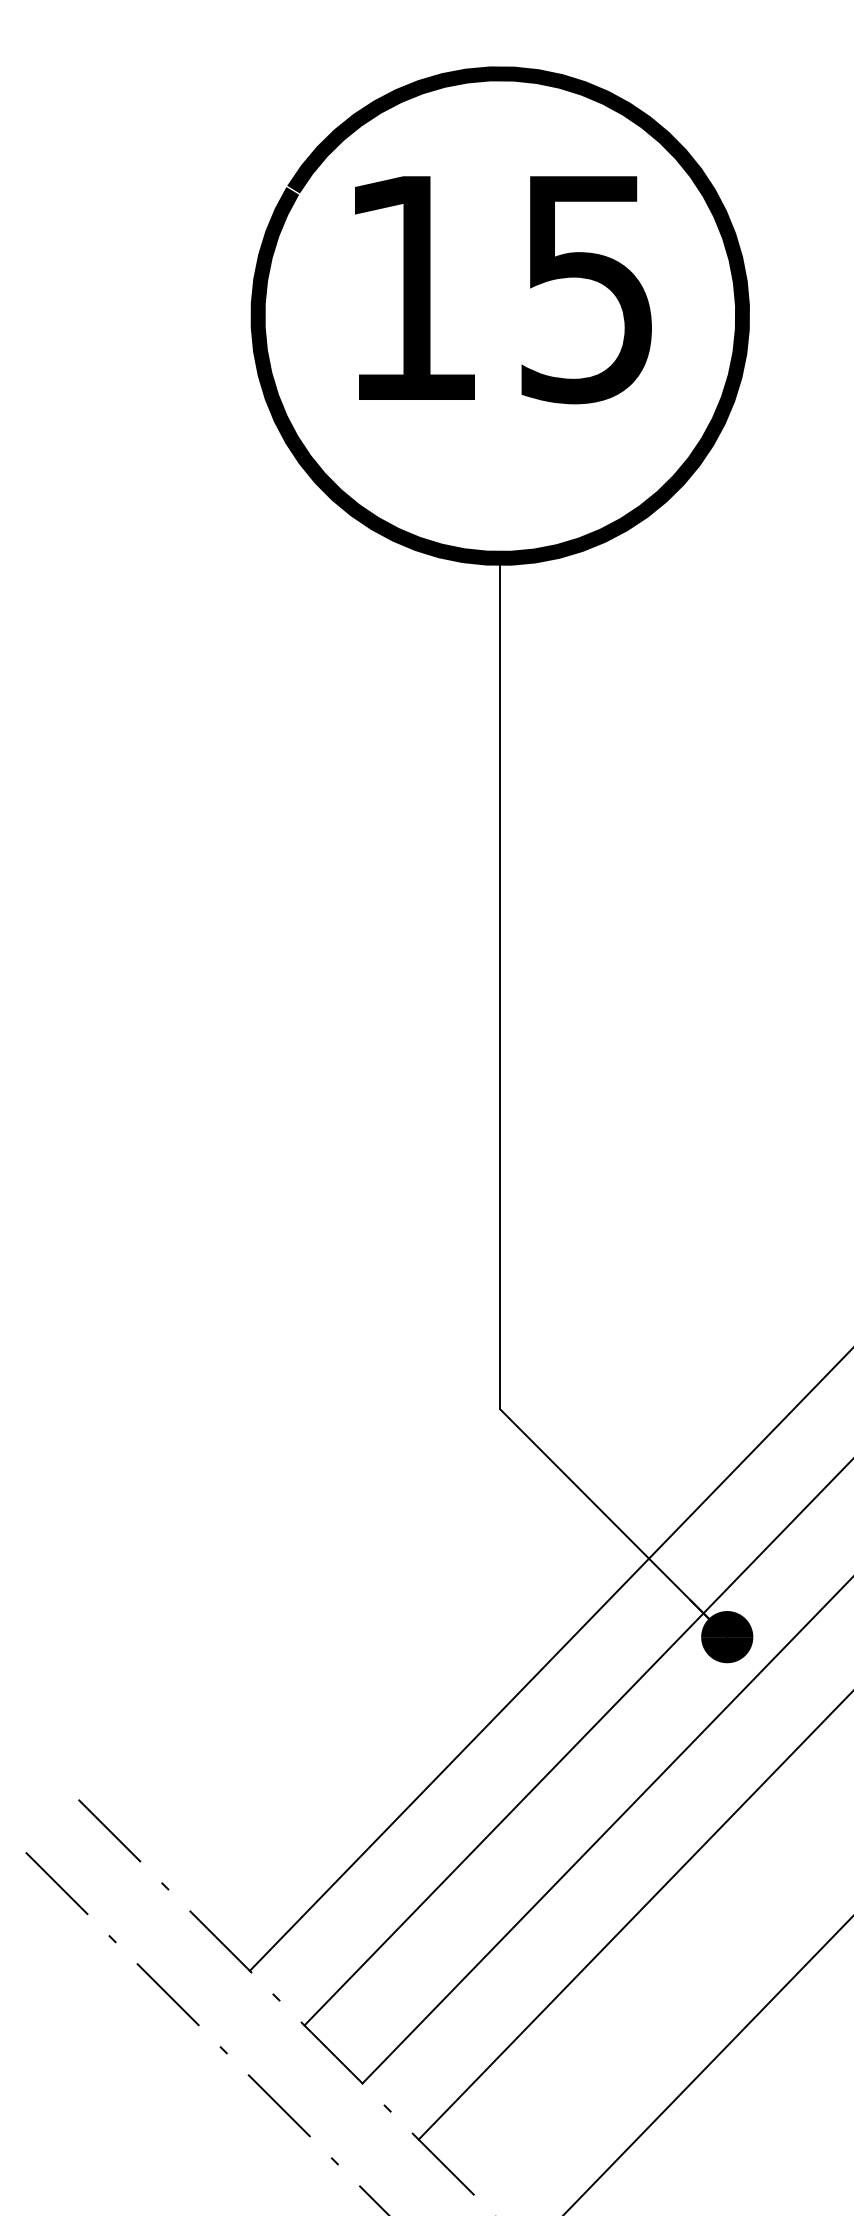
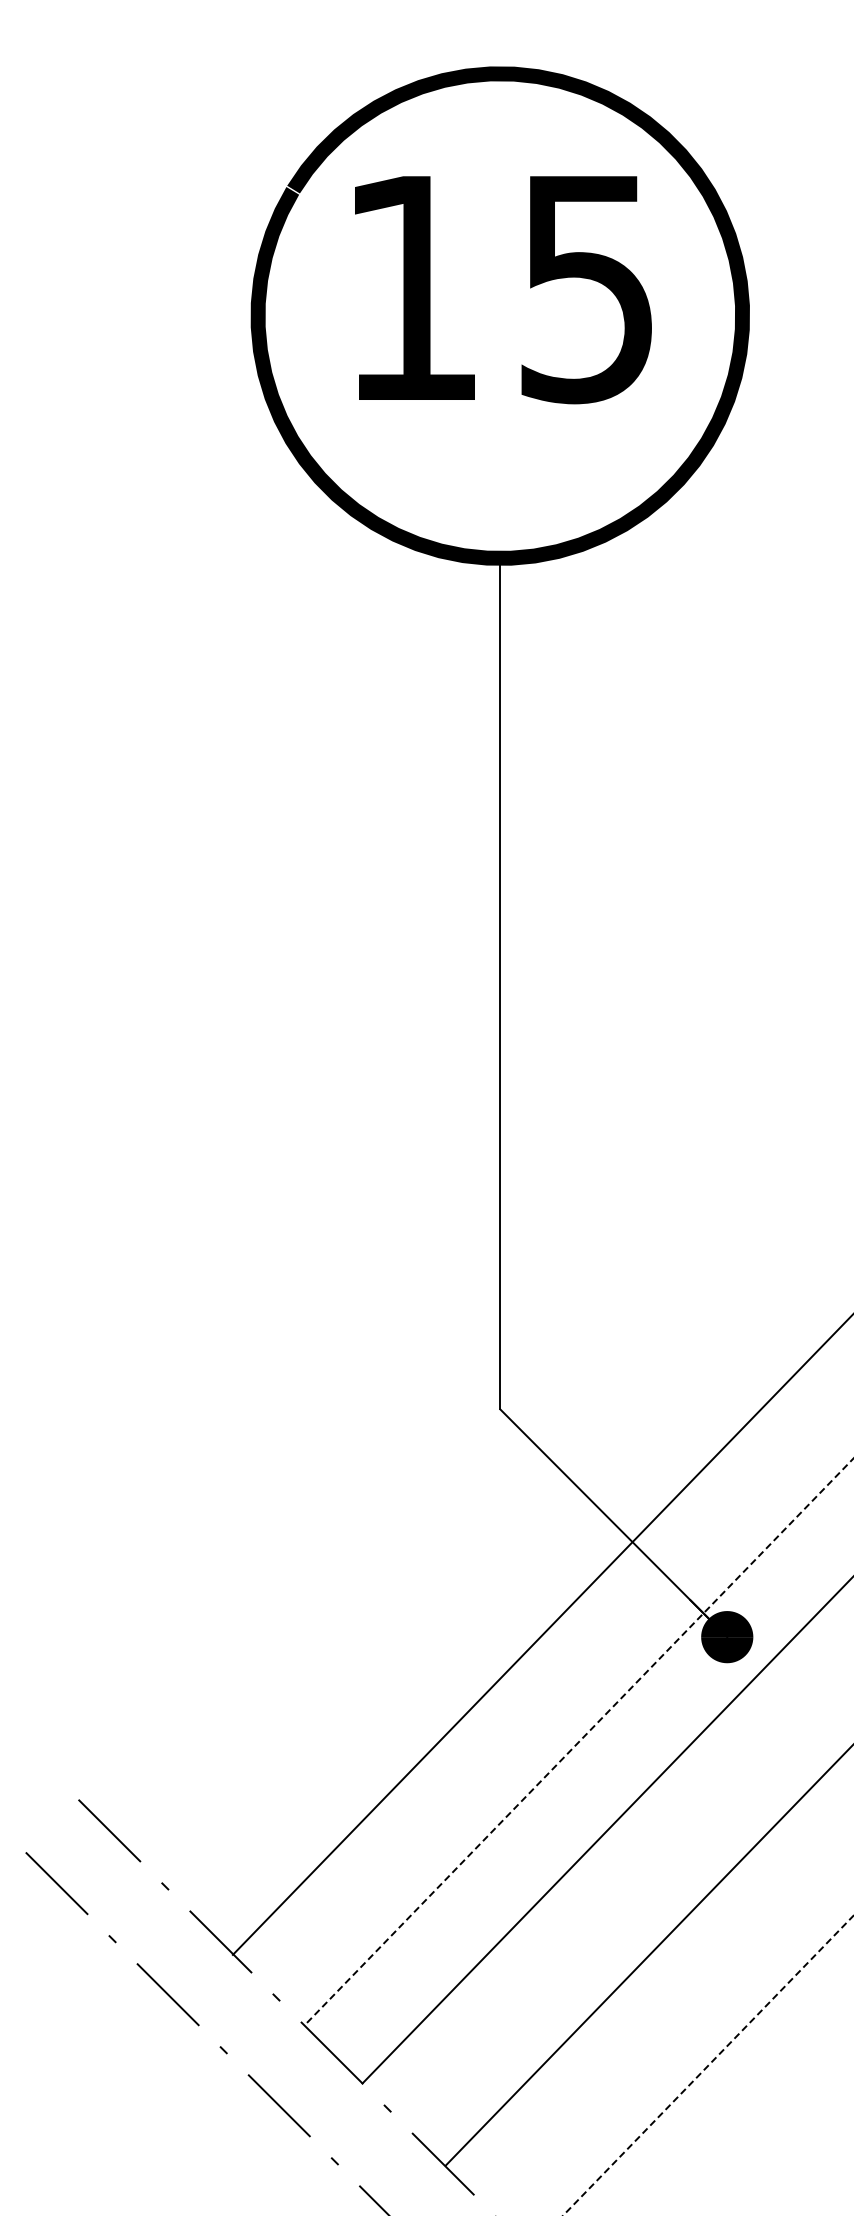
line position: (549, 1660) -> (541, 1635) (541, 1635)
line: solid -> dashed (579, 1741)
line position: (634, 1916) -> (647, 1956) (647, 1956)
line: solid -> dashed (708, 2065)
